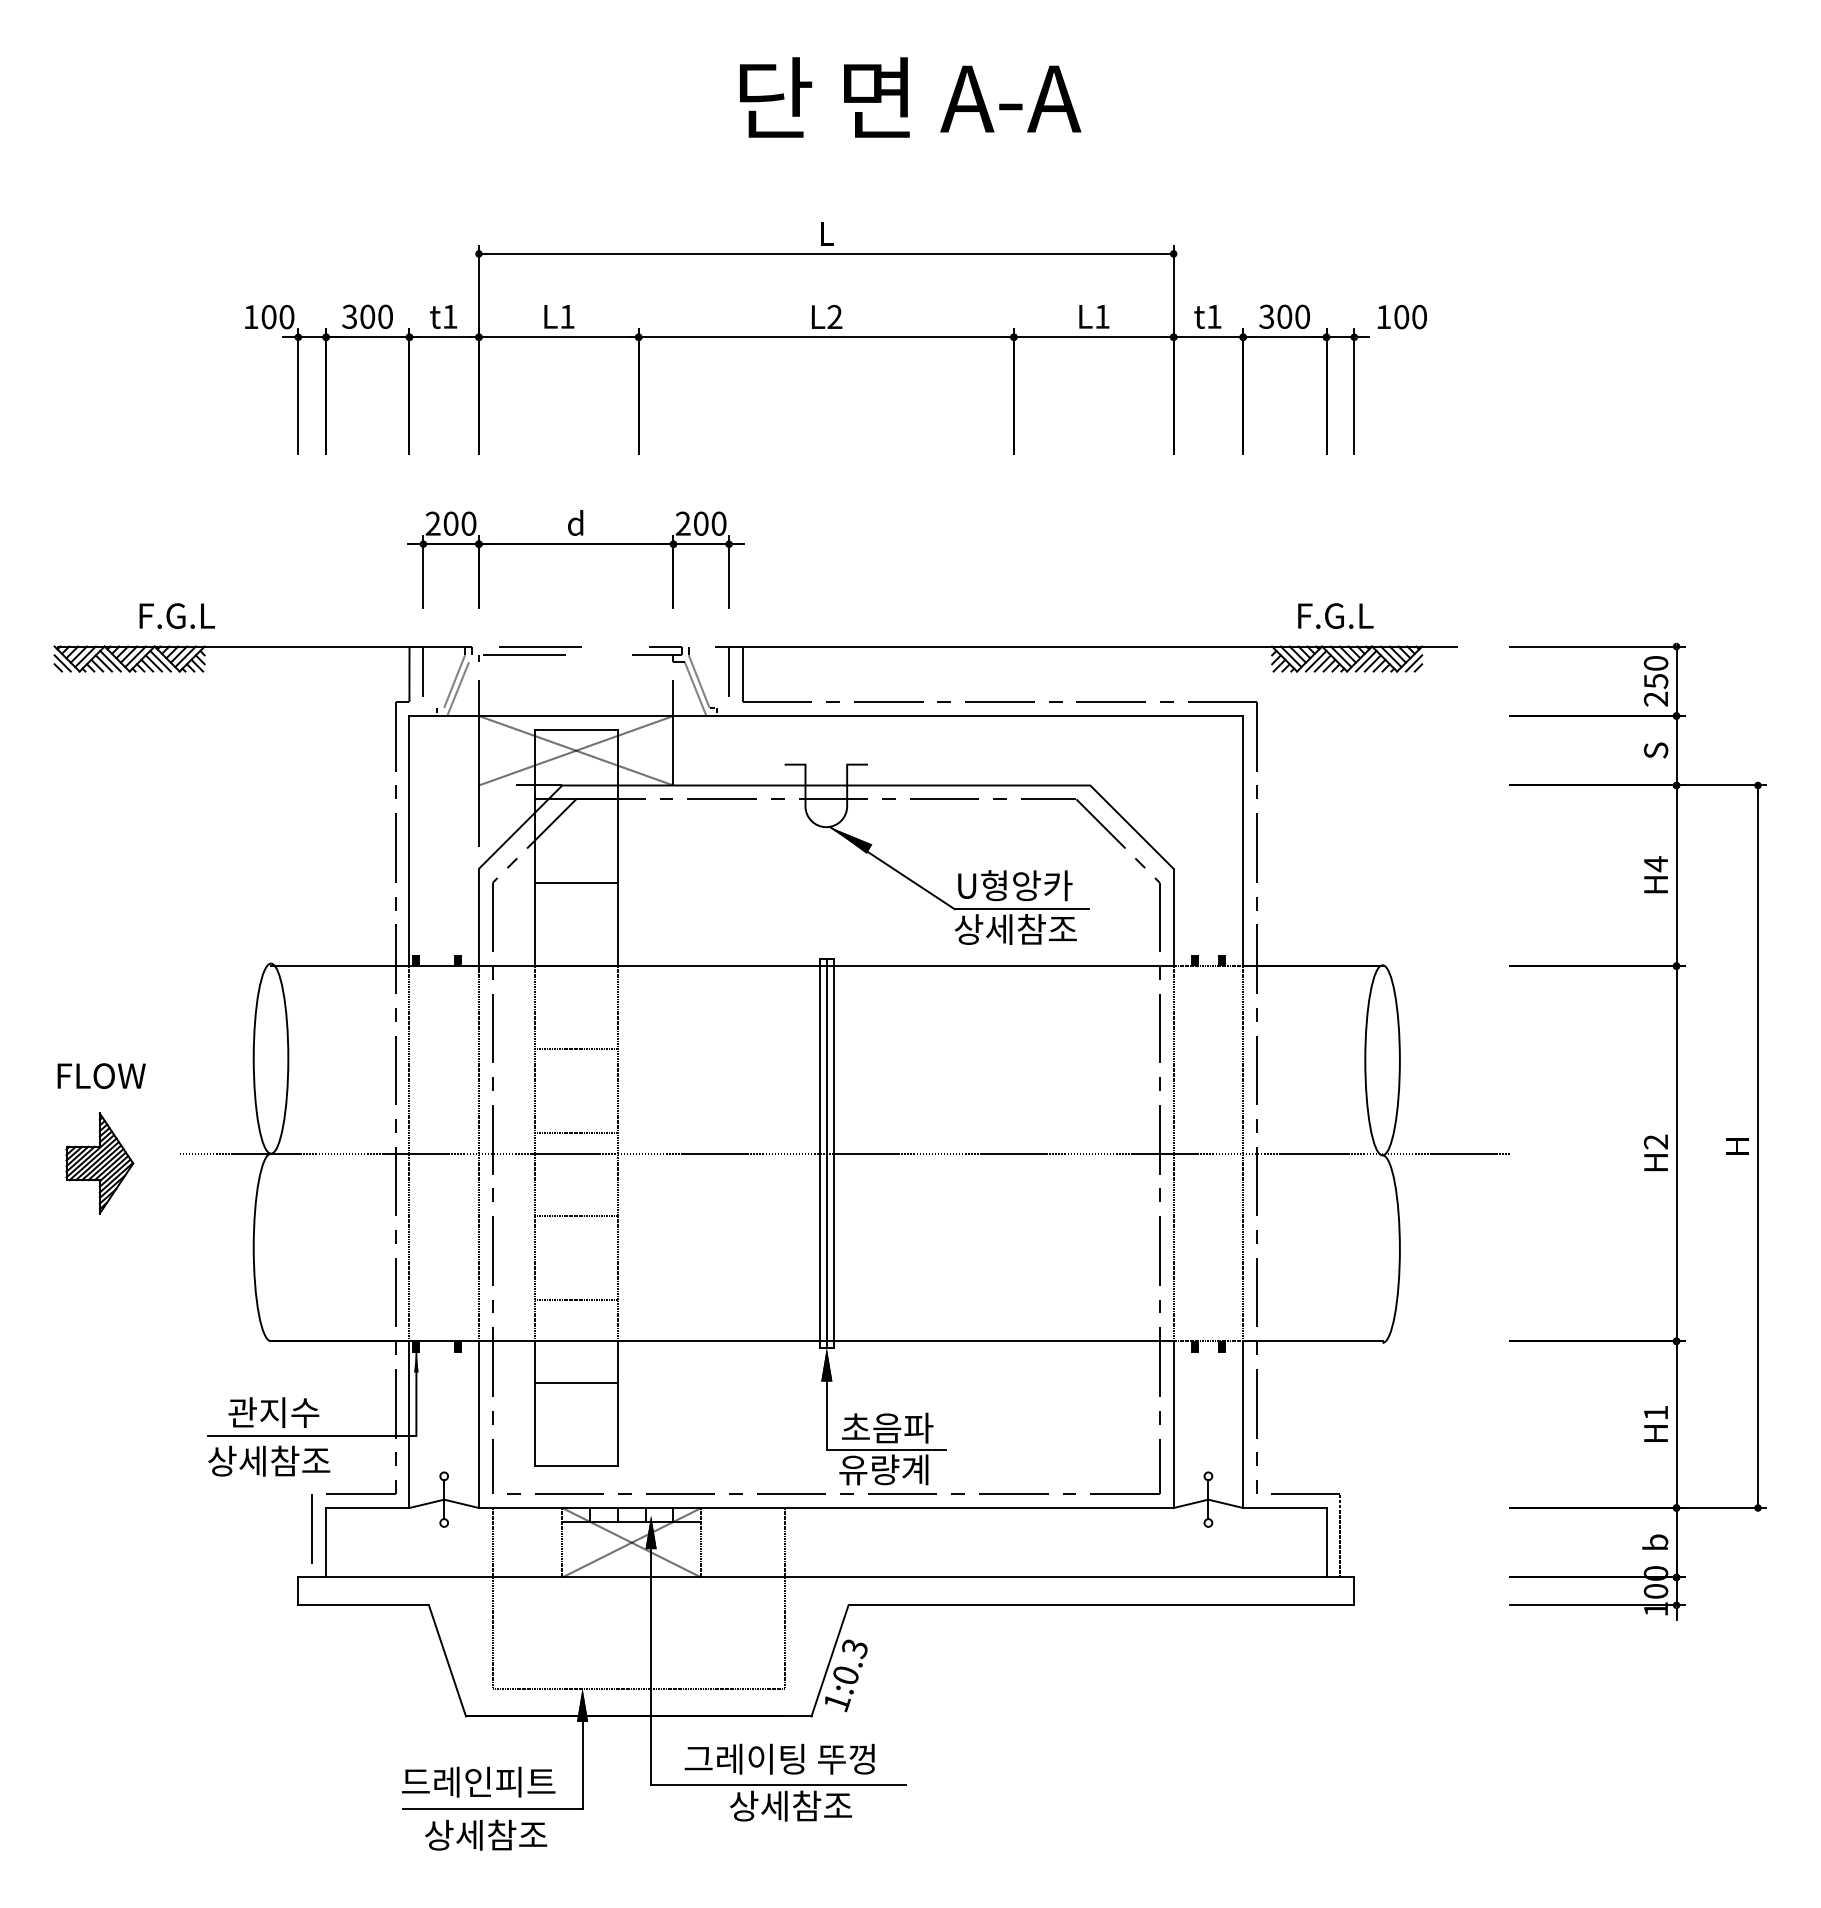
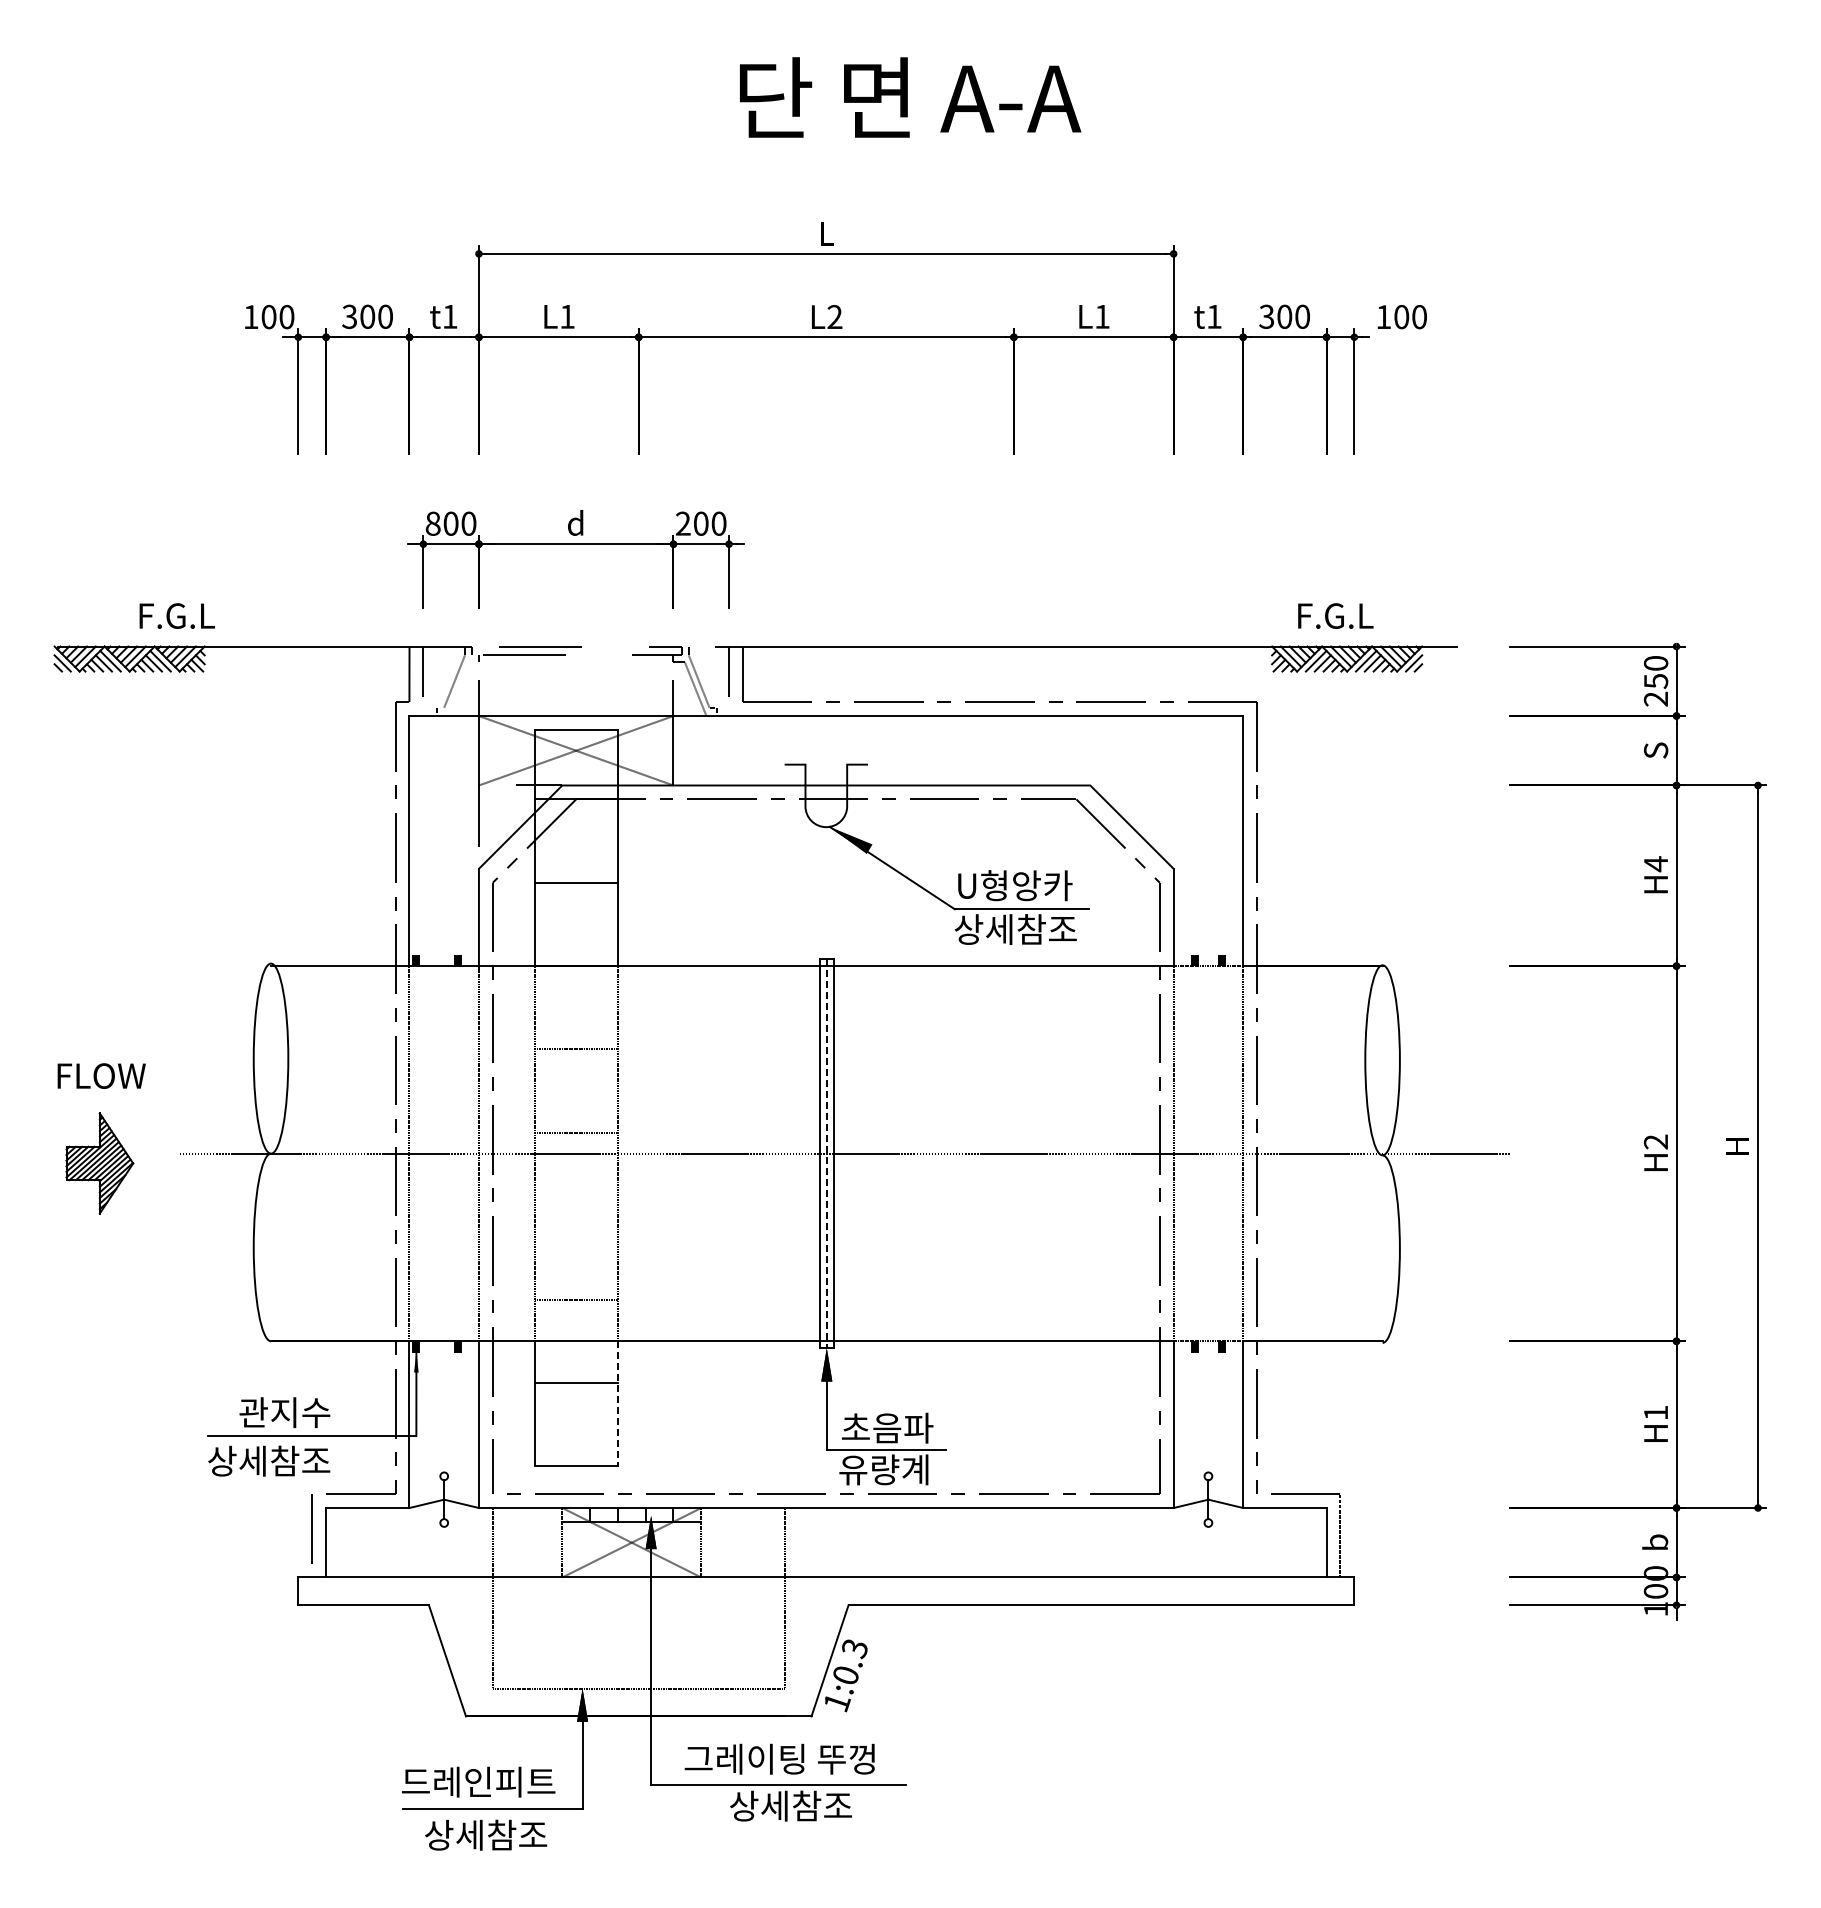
text: 200 -> 800 (432, 523)
line: present -> none (458, 689)
line: solid -> dashed (826, 1153)
line: present -> none (575, 1216)
line: solid -> dashed (617, 1403)
text position: (273, 1412) -> (284, 1412) (284, 1412)
